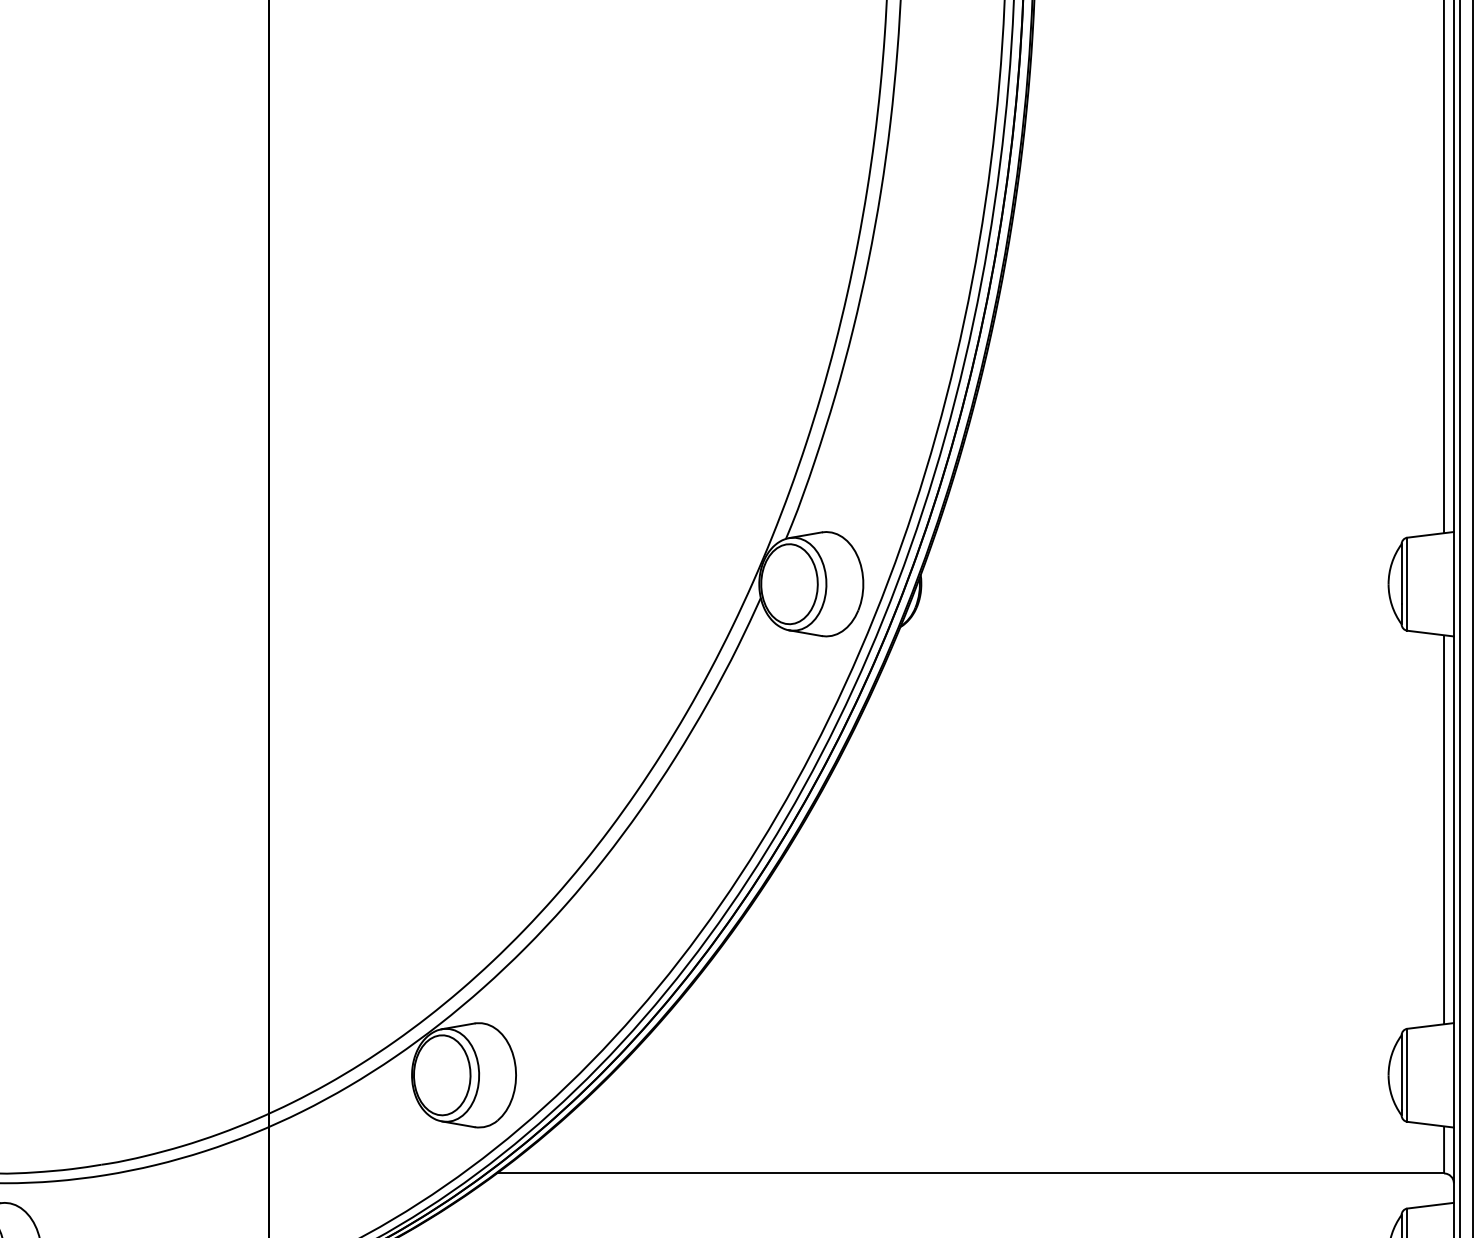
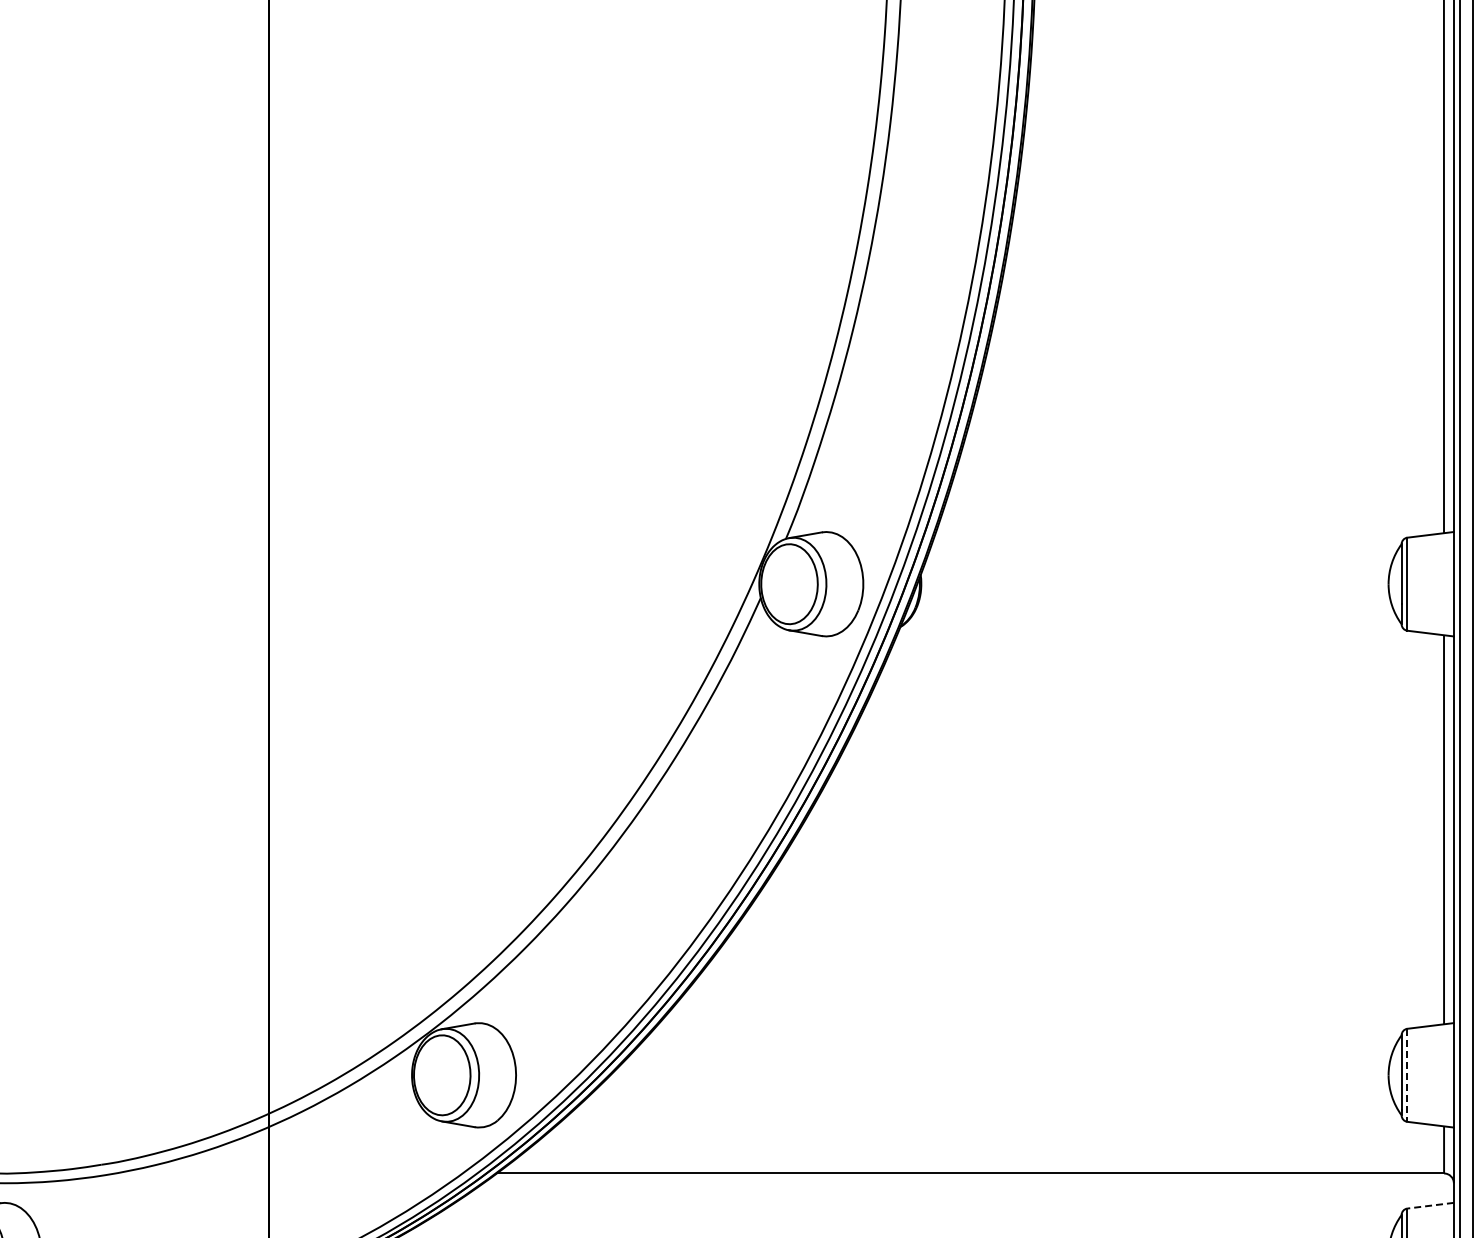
line: solid -> dashed (1407, 1075)
line: solid -> dashed (1430, 1205)
